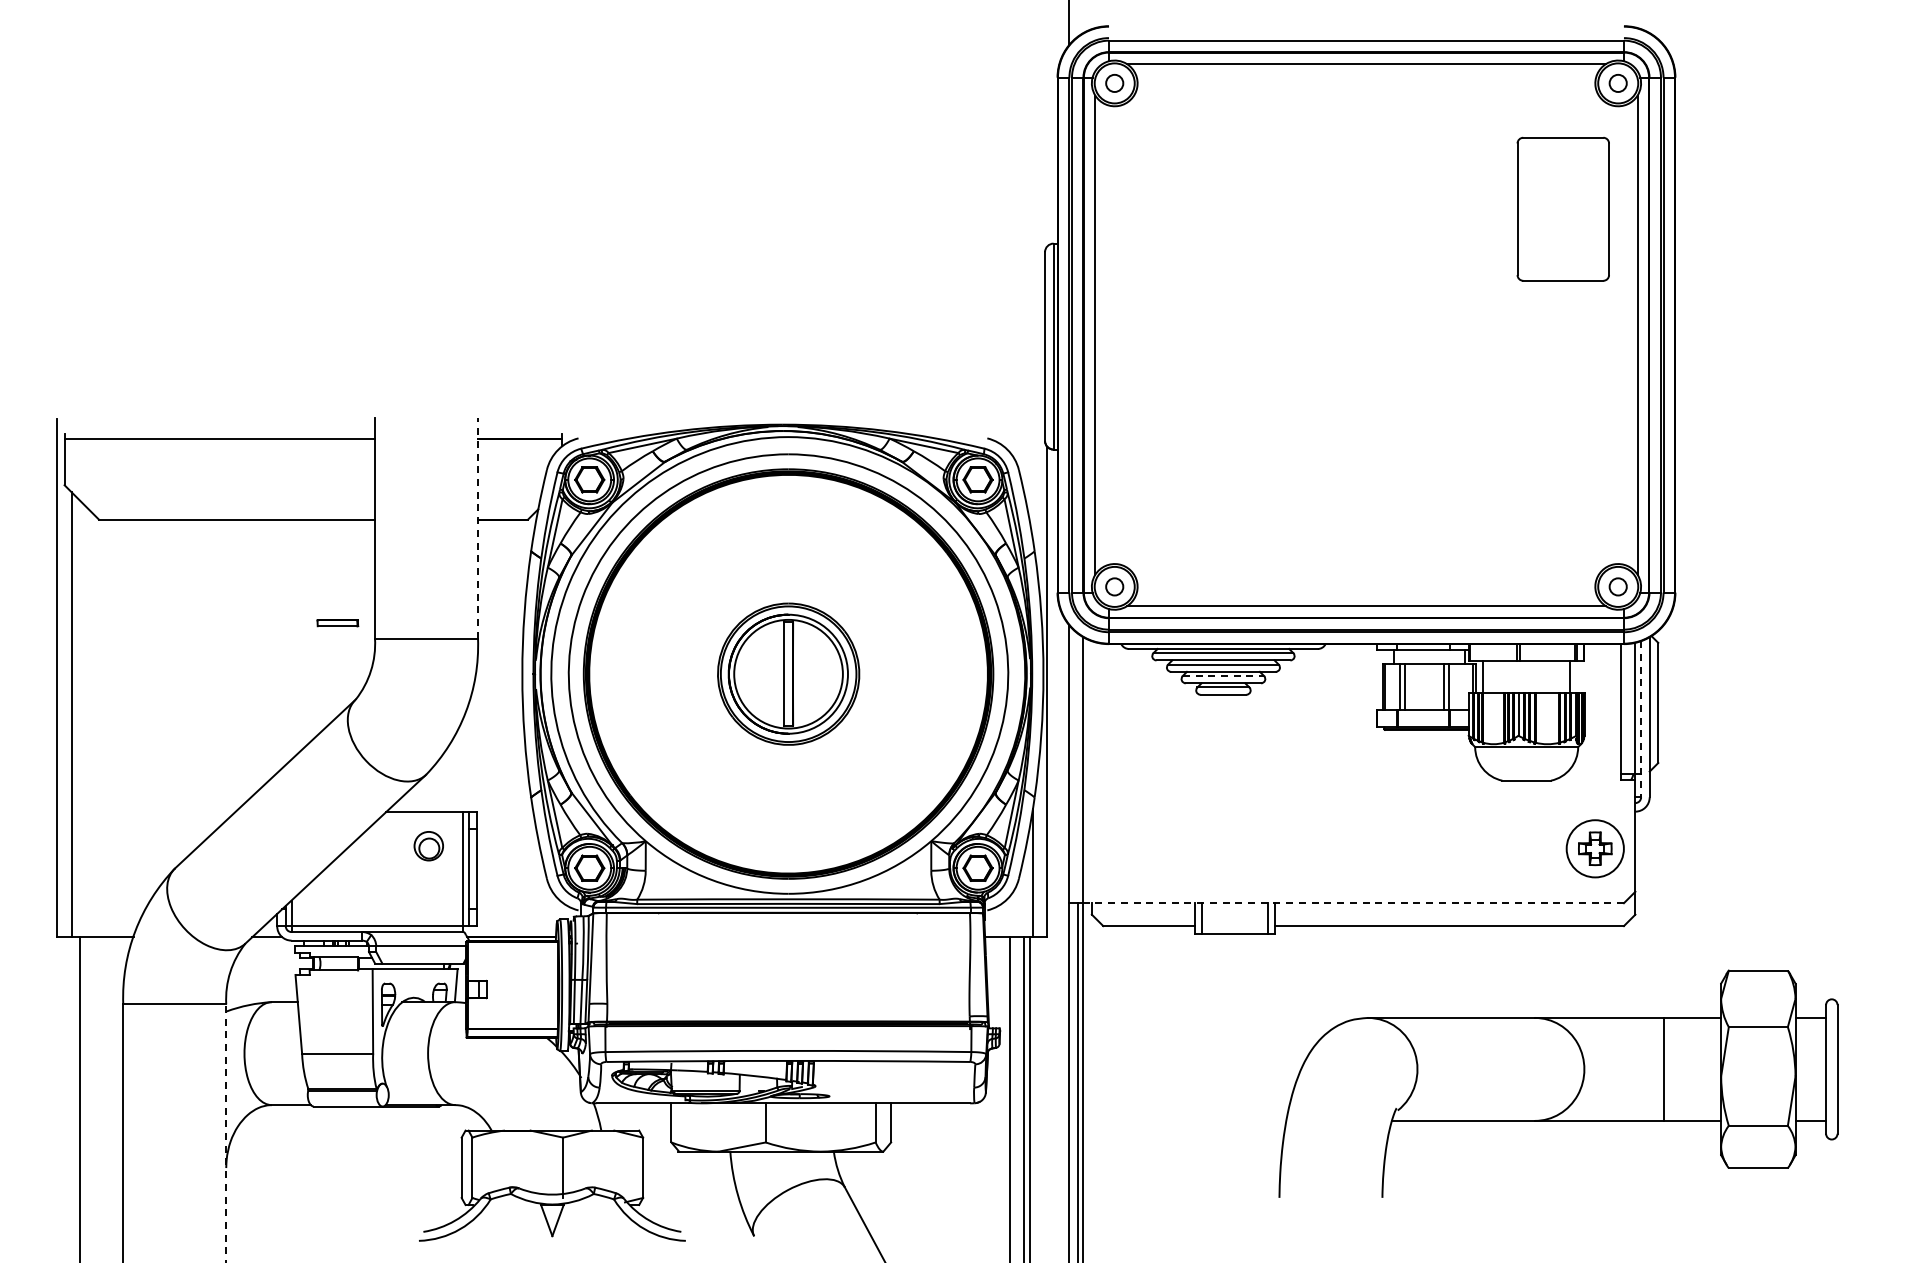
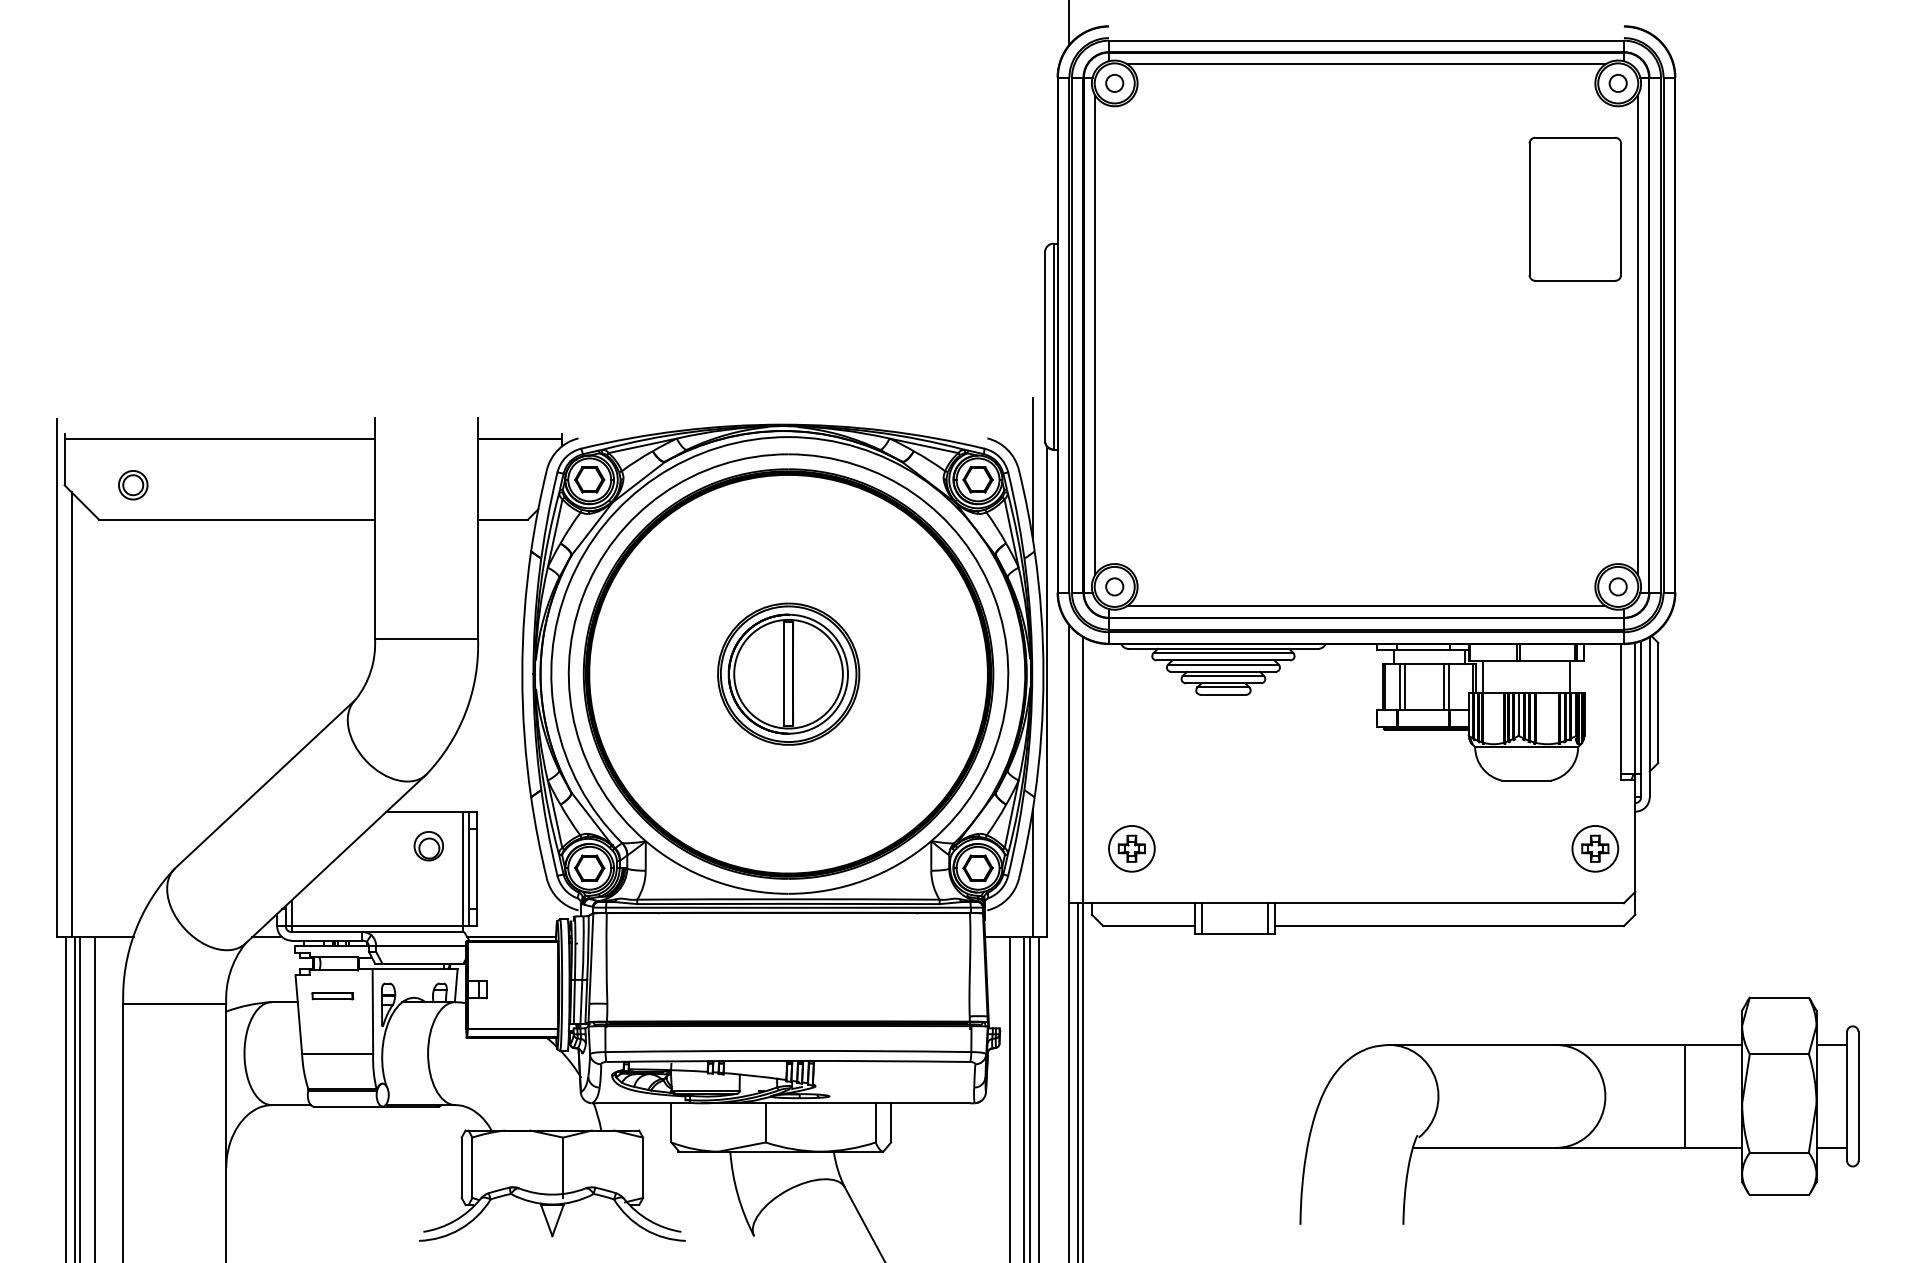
part position: (1562, 208) -> (1574, 208) (1574, 208)
line: none -> present (1033, 469)
part: none -> present (133, 485)
line: dashed -> solid (477, 527)
part position: (337, 623) -> (332, 996) (332, 996)
line: dashed -> solid (1223, 676)
line: dashed -> solid (1641, 719)
part: none -> present (1131, 848)
part size: 60x60 px -> 49x48 px (1595, 848)
line: dashed -> solid (1353, 903)
part position: (1558, 1083) -> (1579, 1110) (1579, 1110)
line: none -> present (66, 1098)
line: none -> present (74, 1098)
line: none -> present (94, 1098)
line: none -> present (1038, 1098)
line: dashed -> solid (226, 1133)
